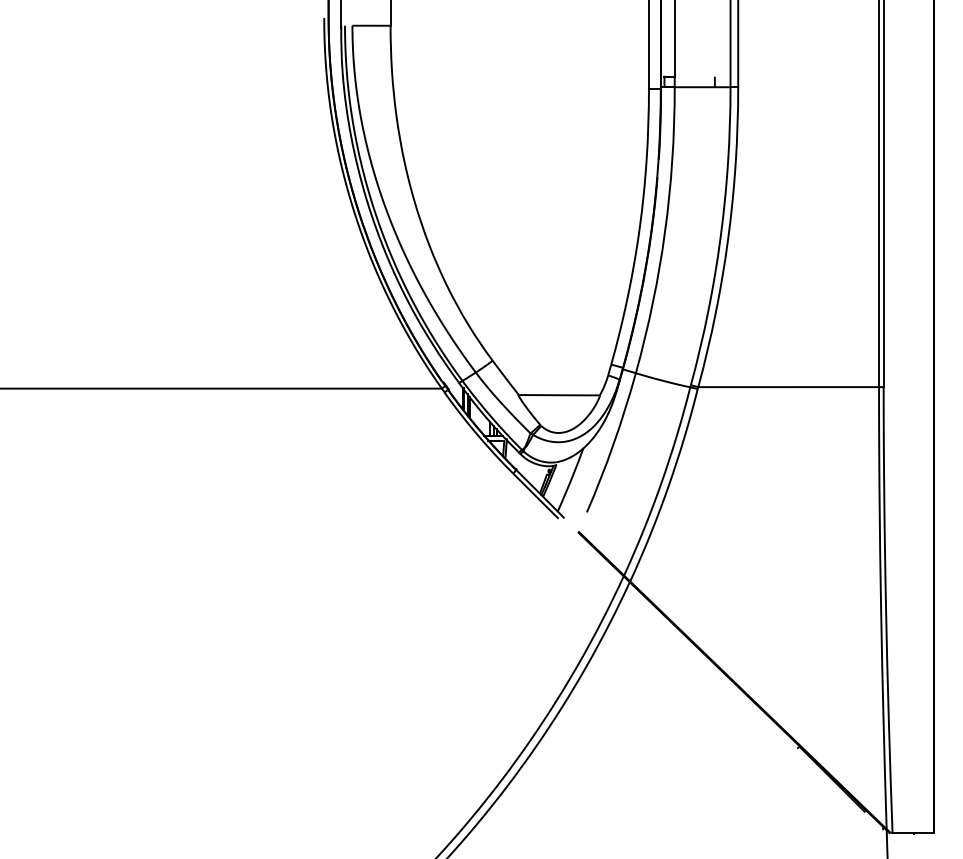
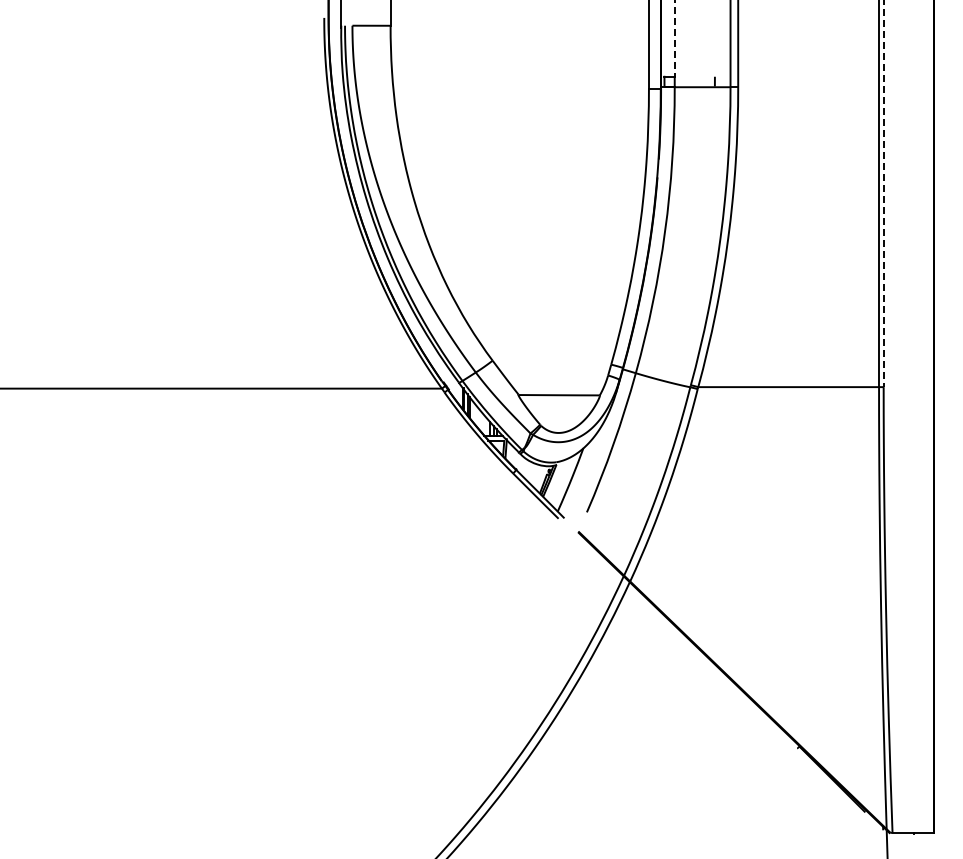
line: solid -> dashed (674, 38)
line: solid -> dashed (883, 194)
